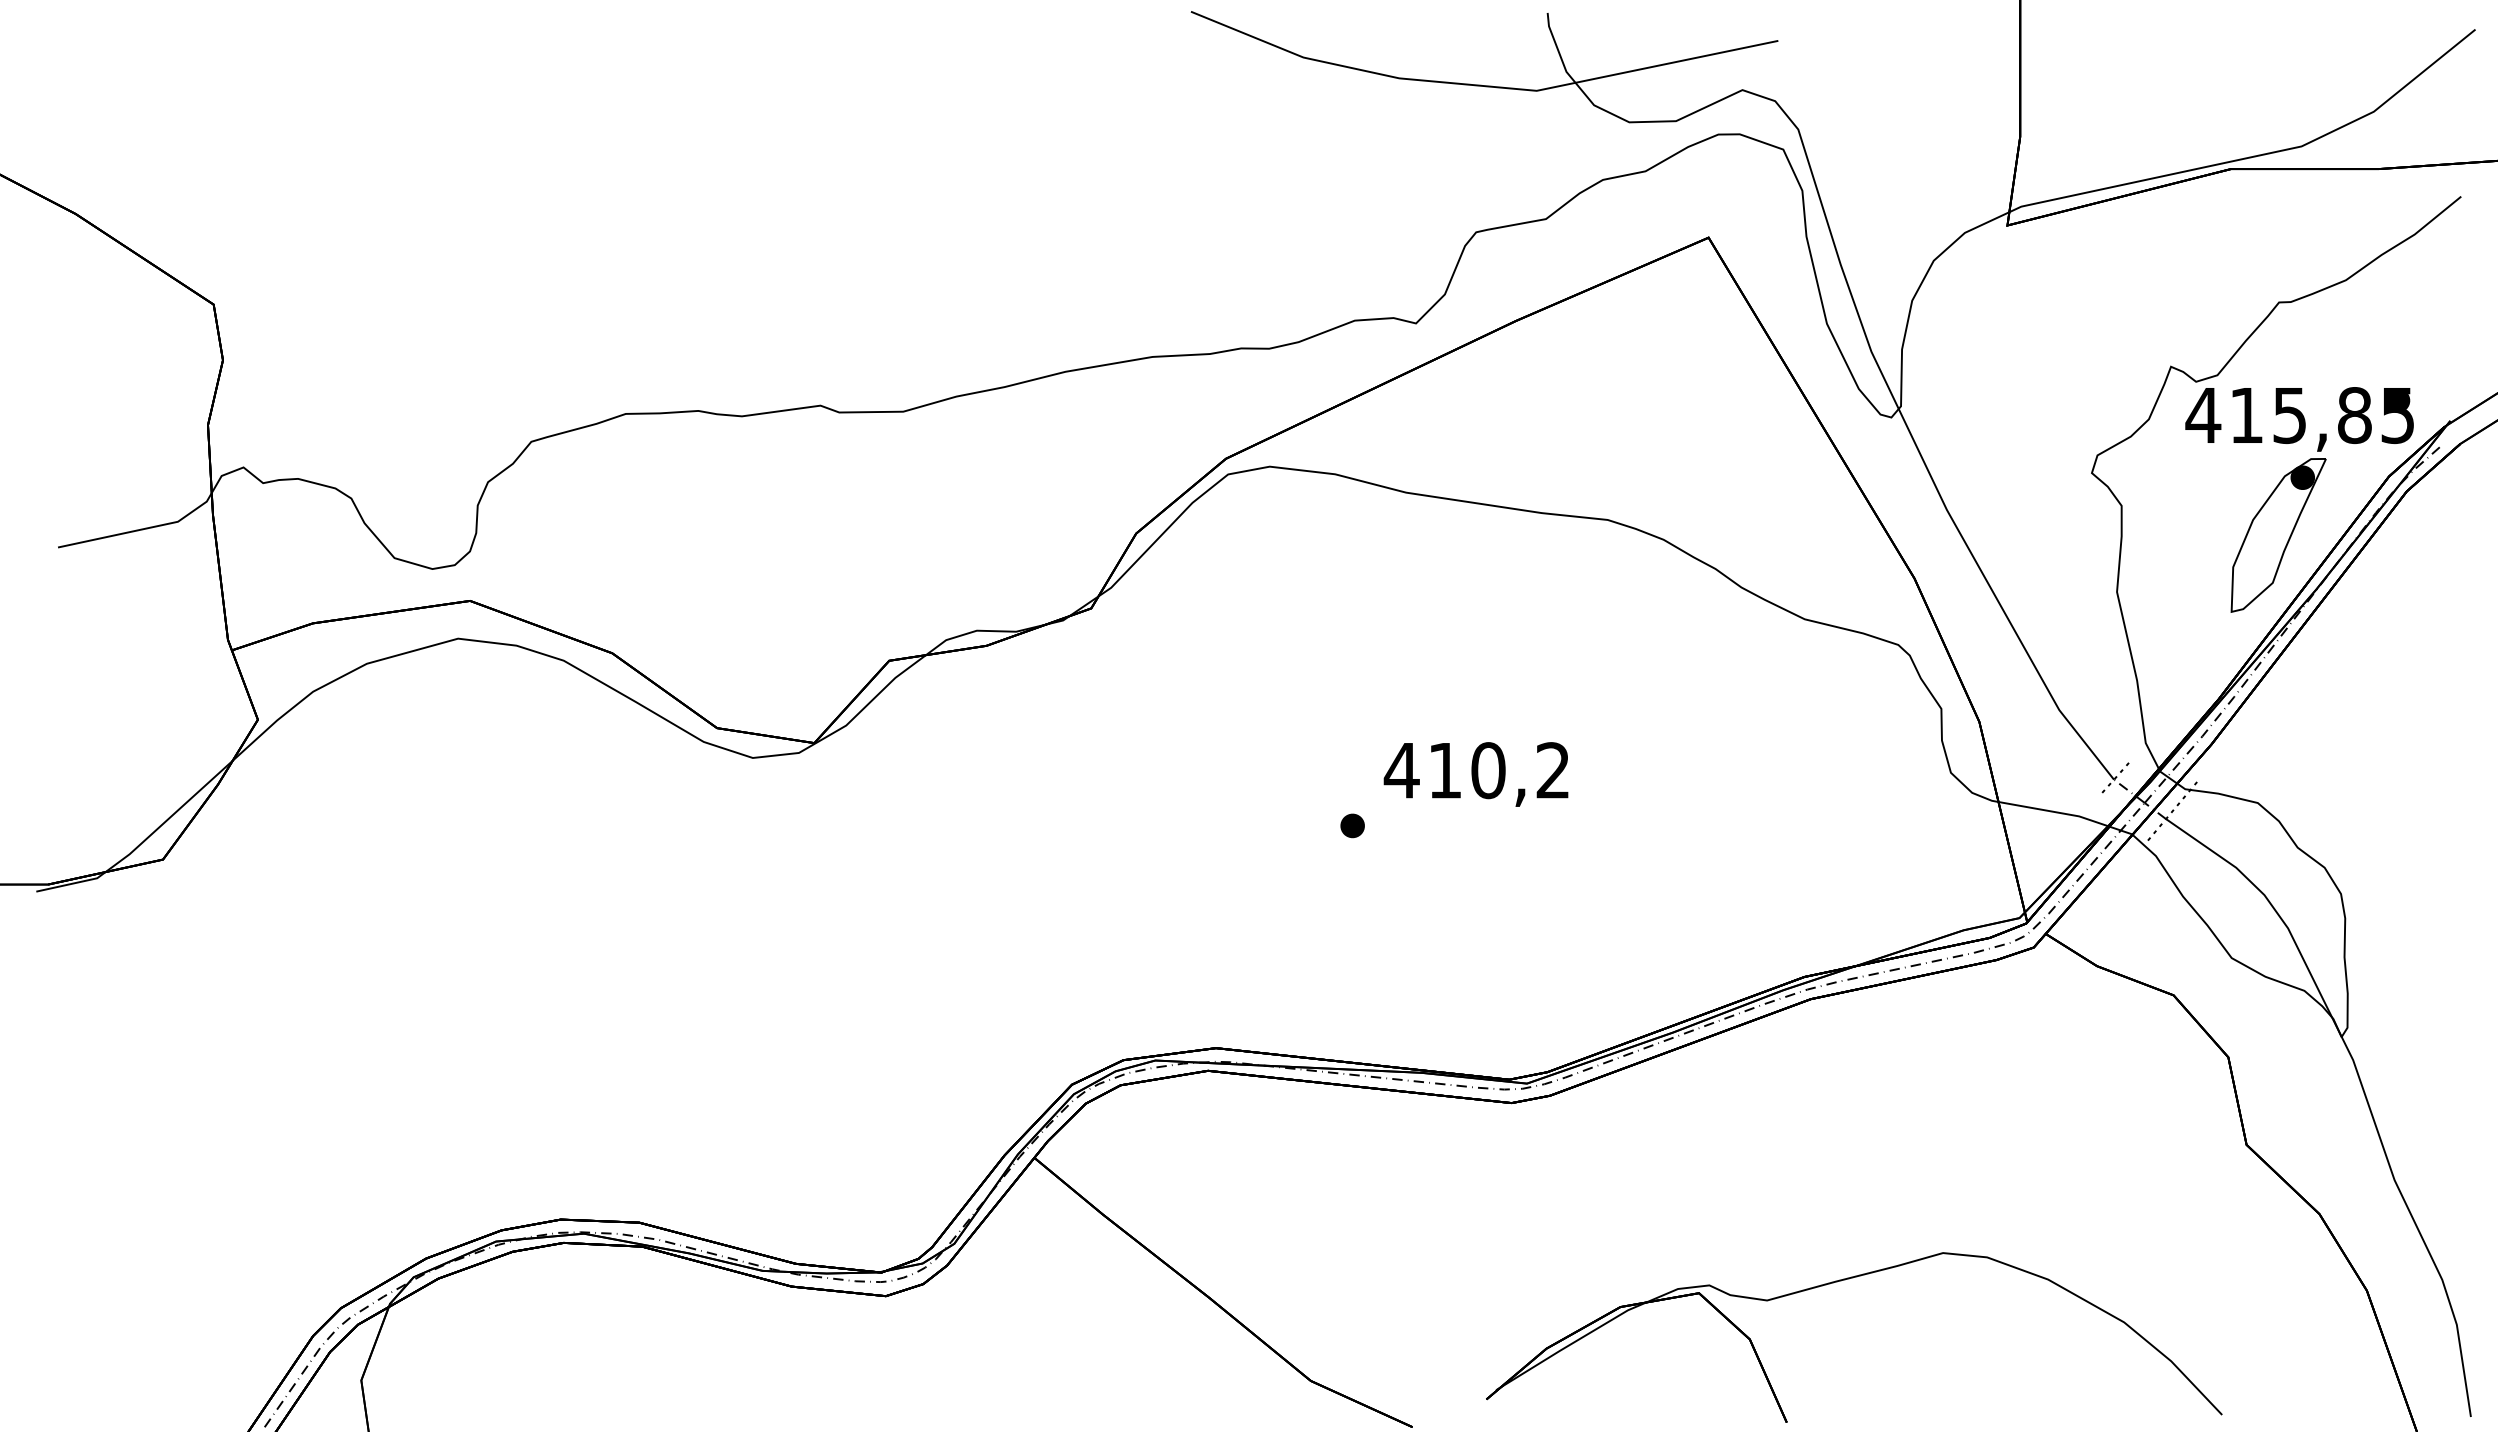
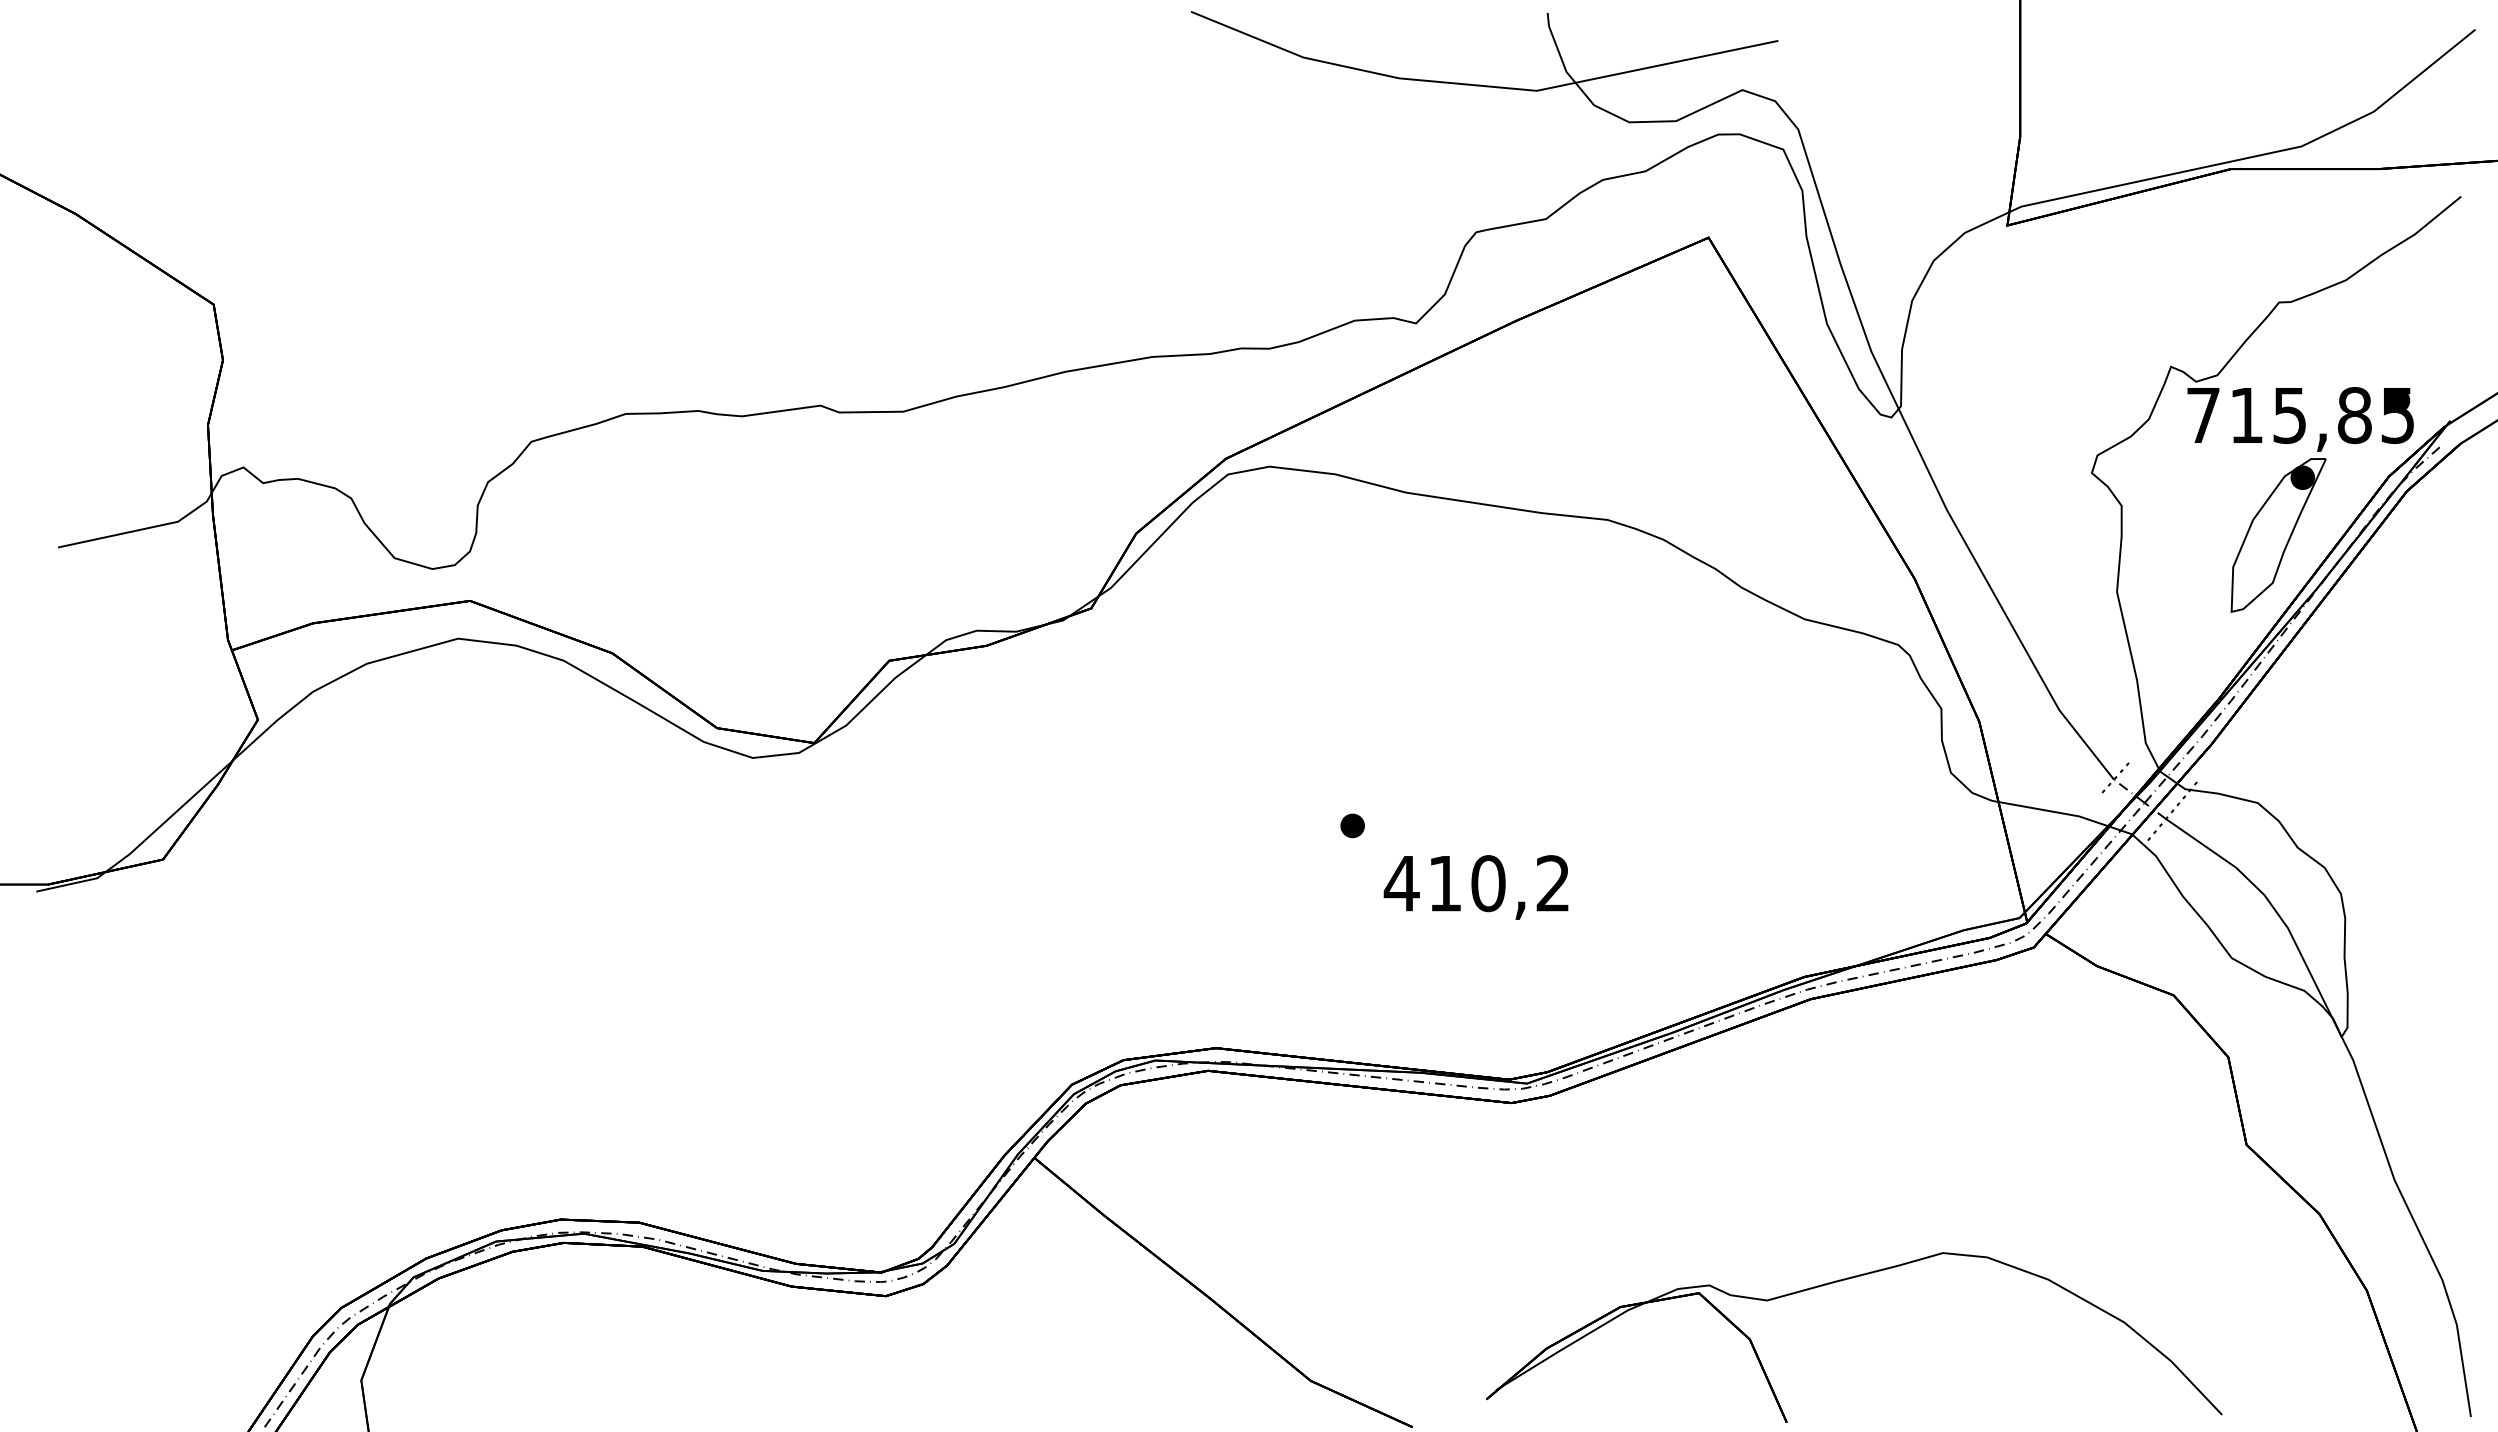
text: 415,85 -> 715,85 (2203, 415)
text position: (1475, 774) -> (1475, 887) (1475, 887)
